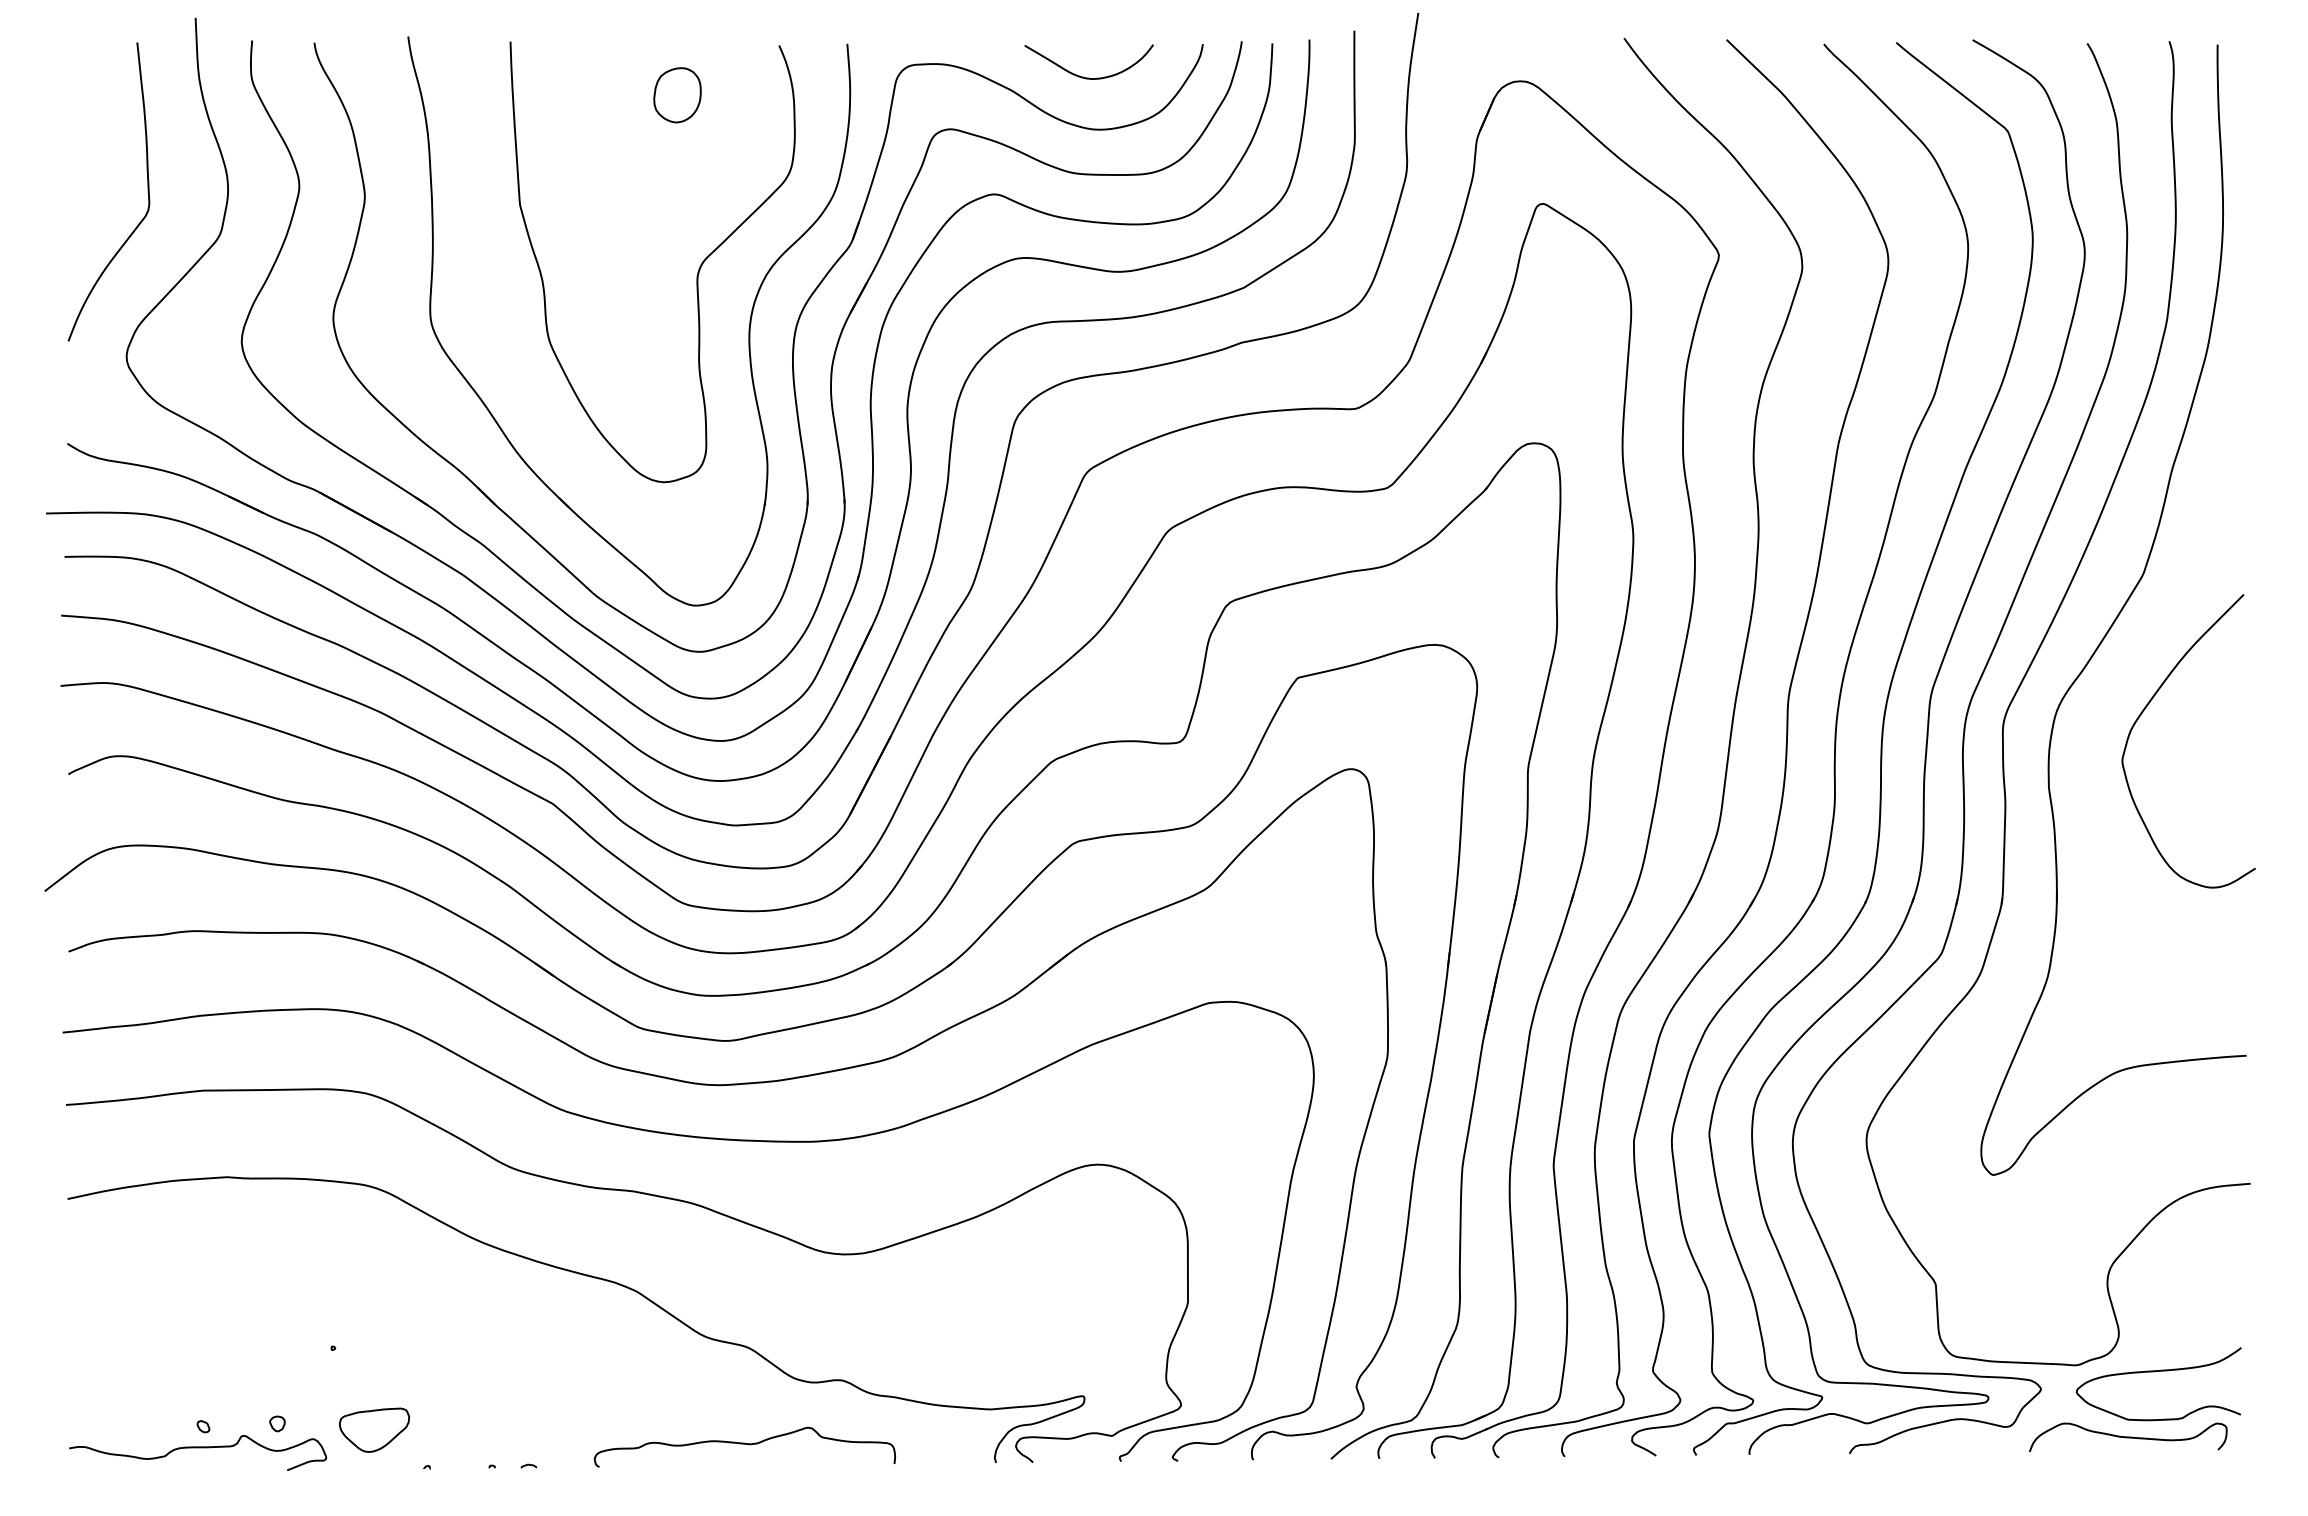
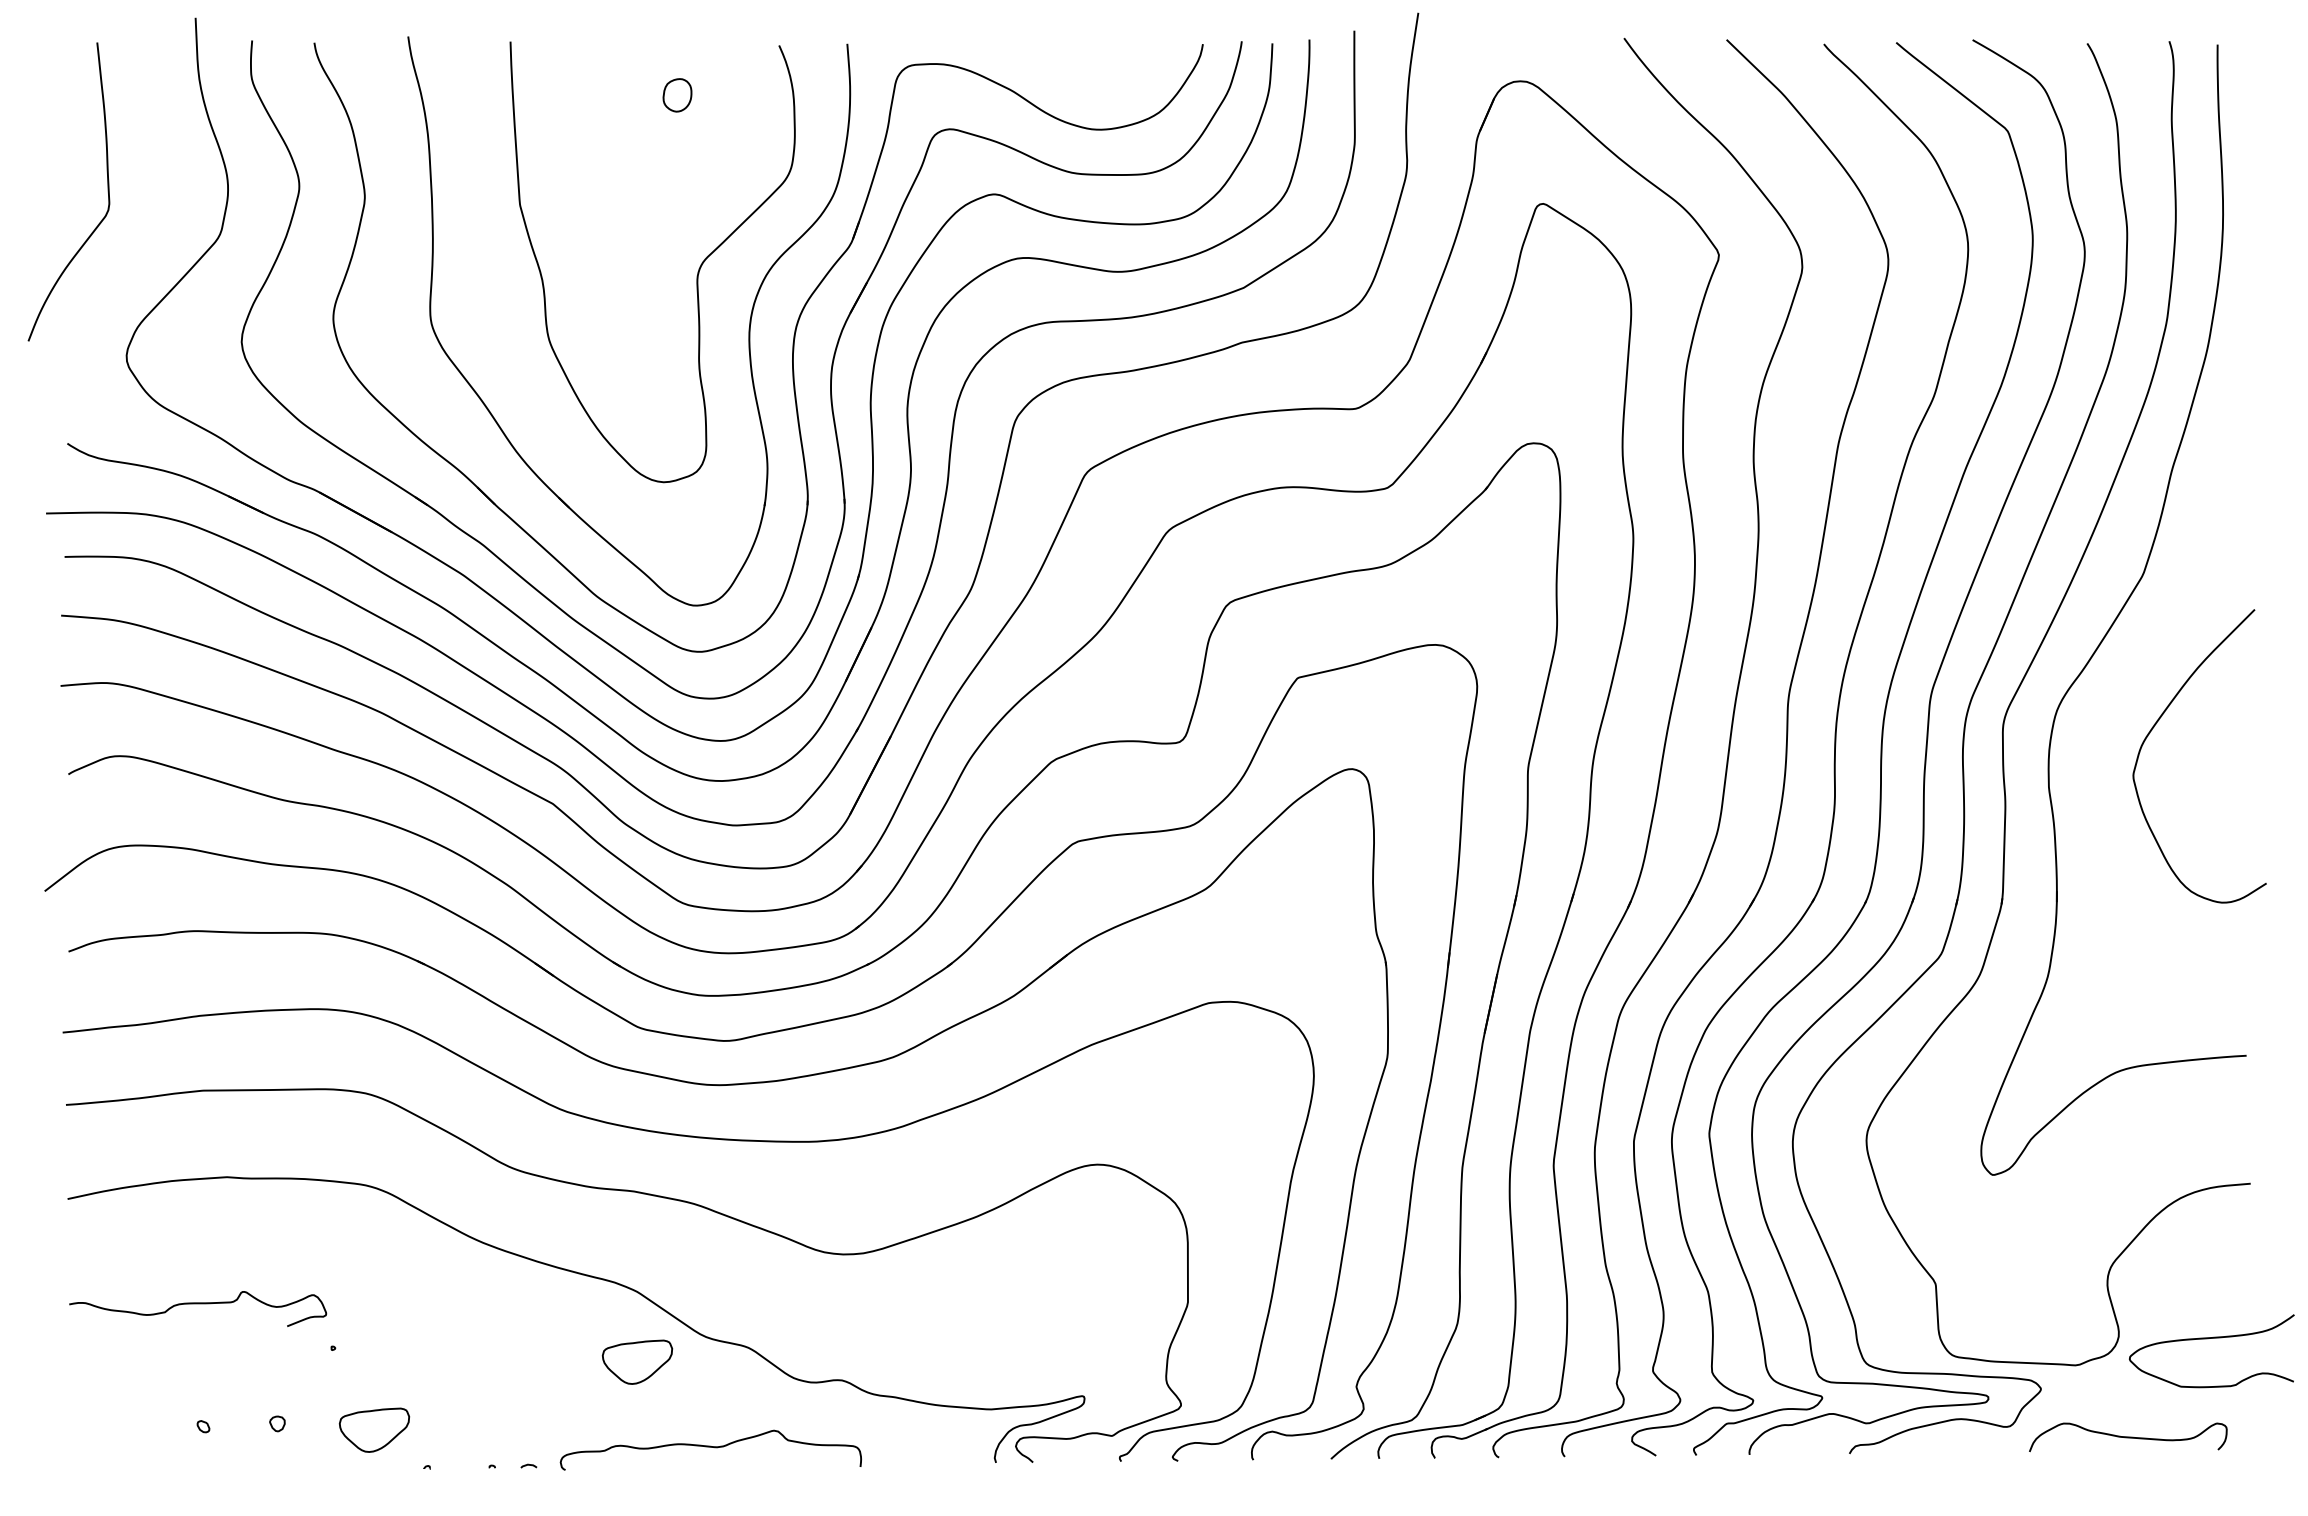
curve: present -> none (1083, 76)
part size: 49x57 px -> 31x35 px (677, 95)
curve position: (147, 191) -> (107, 191) (107, 191)
curve position: (2143, 712) -> (2154, 727) (2154, 727)
part: none -> present (637, 1361)
curve position: (2155, 1372) -> (2208, 1339) (2208, 1339)
curve position: (744, 1444) -> (710, 1447) (710, 1447)
curve position: (198, 1448) -> (198, 1304) (198, 1304)
